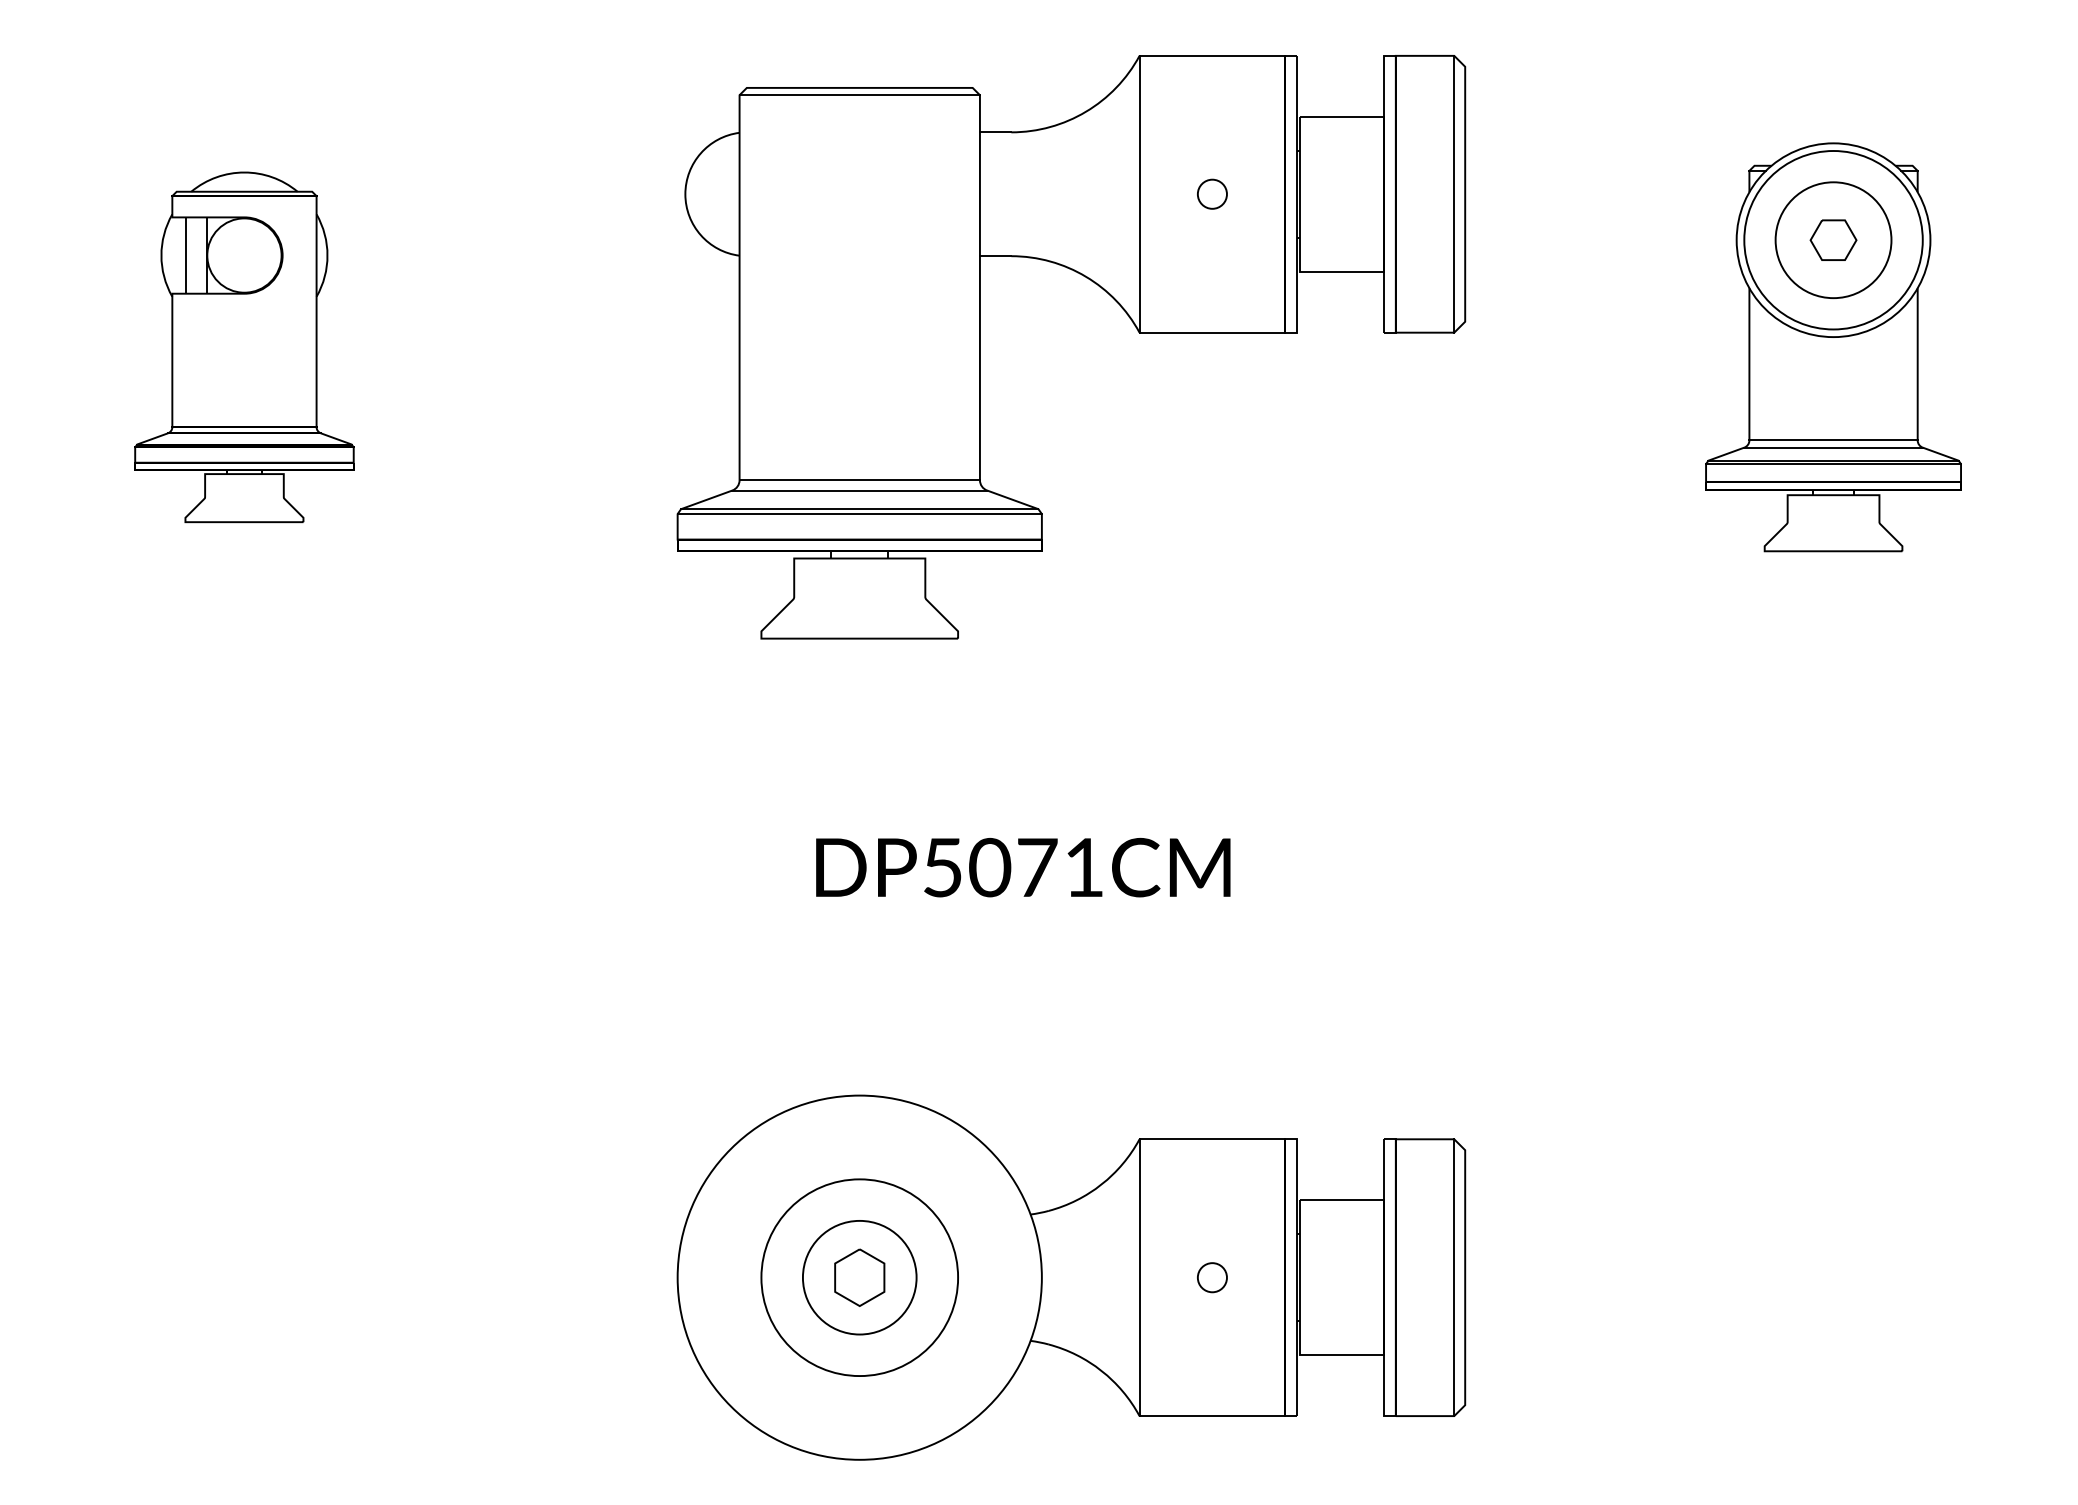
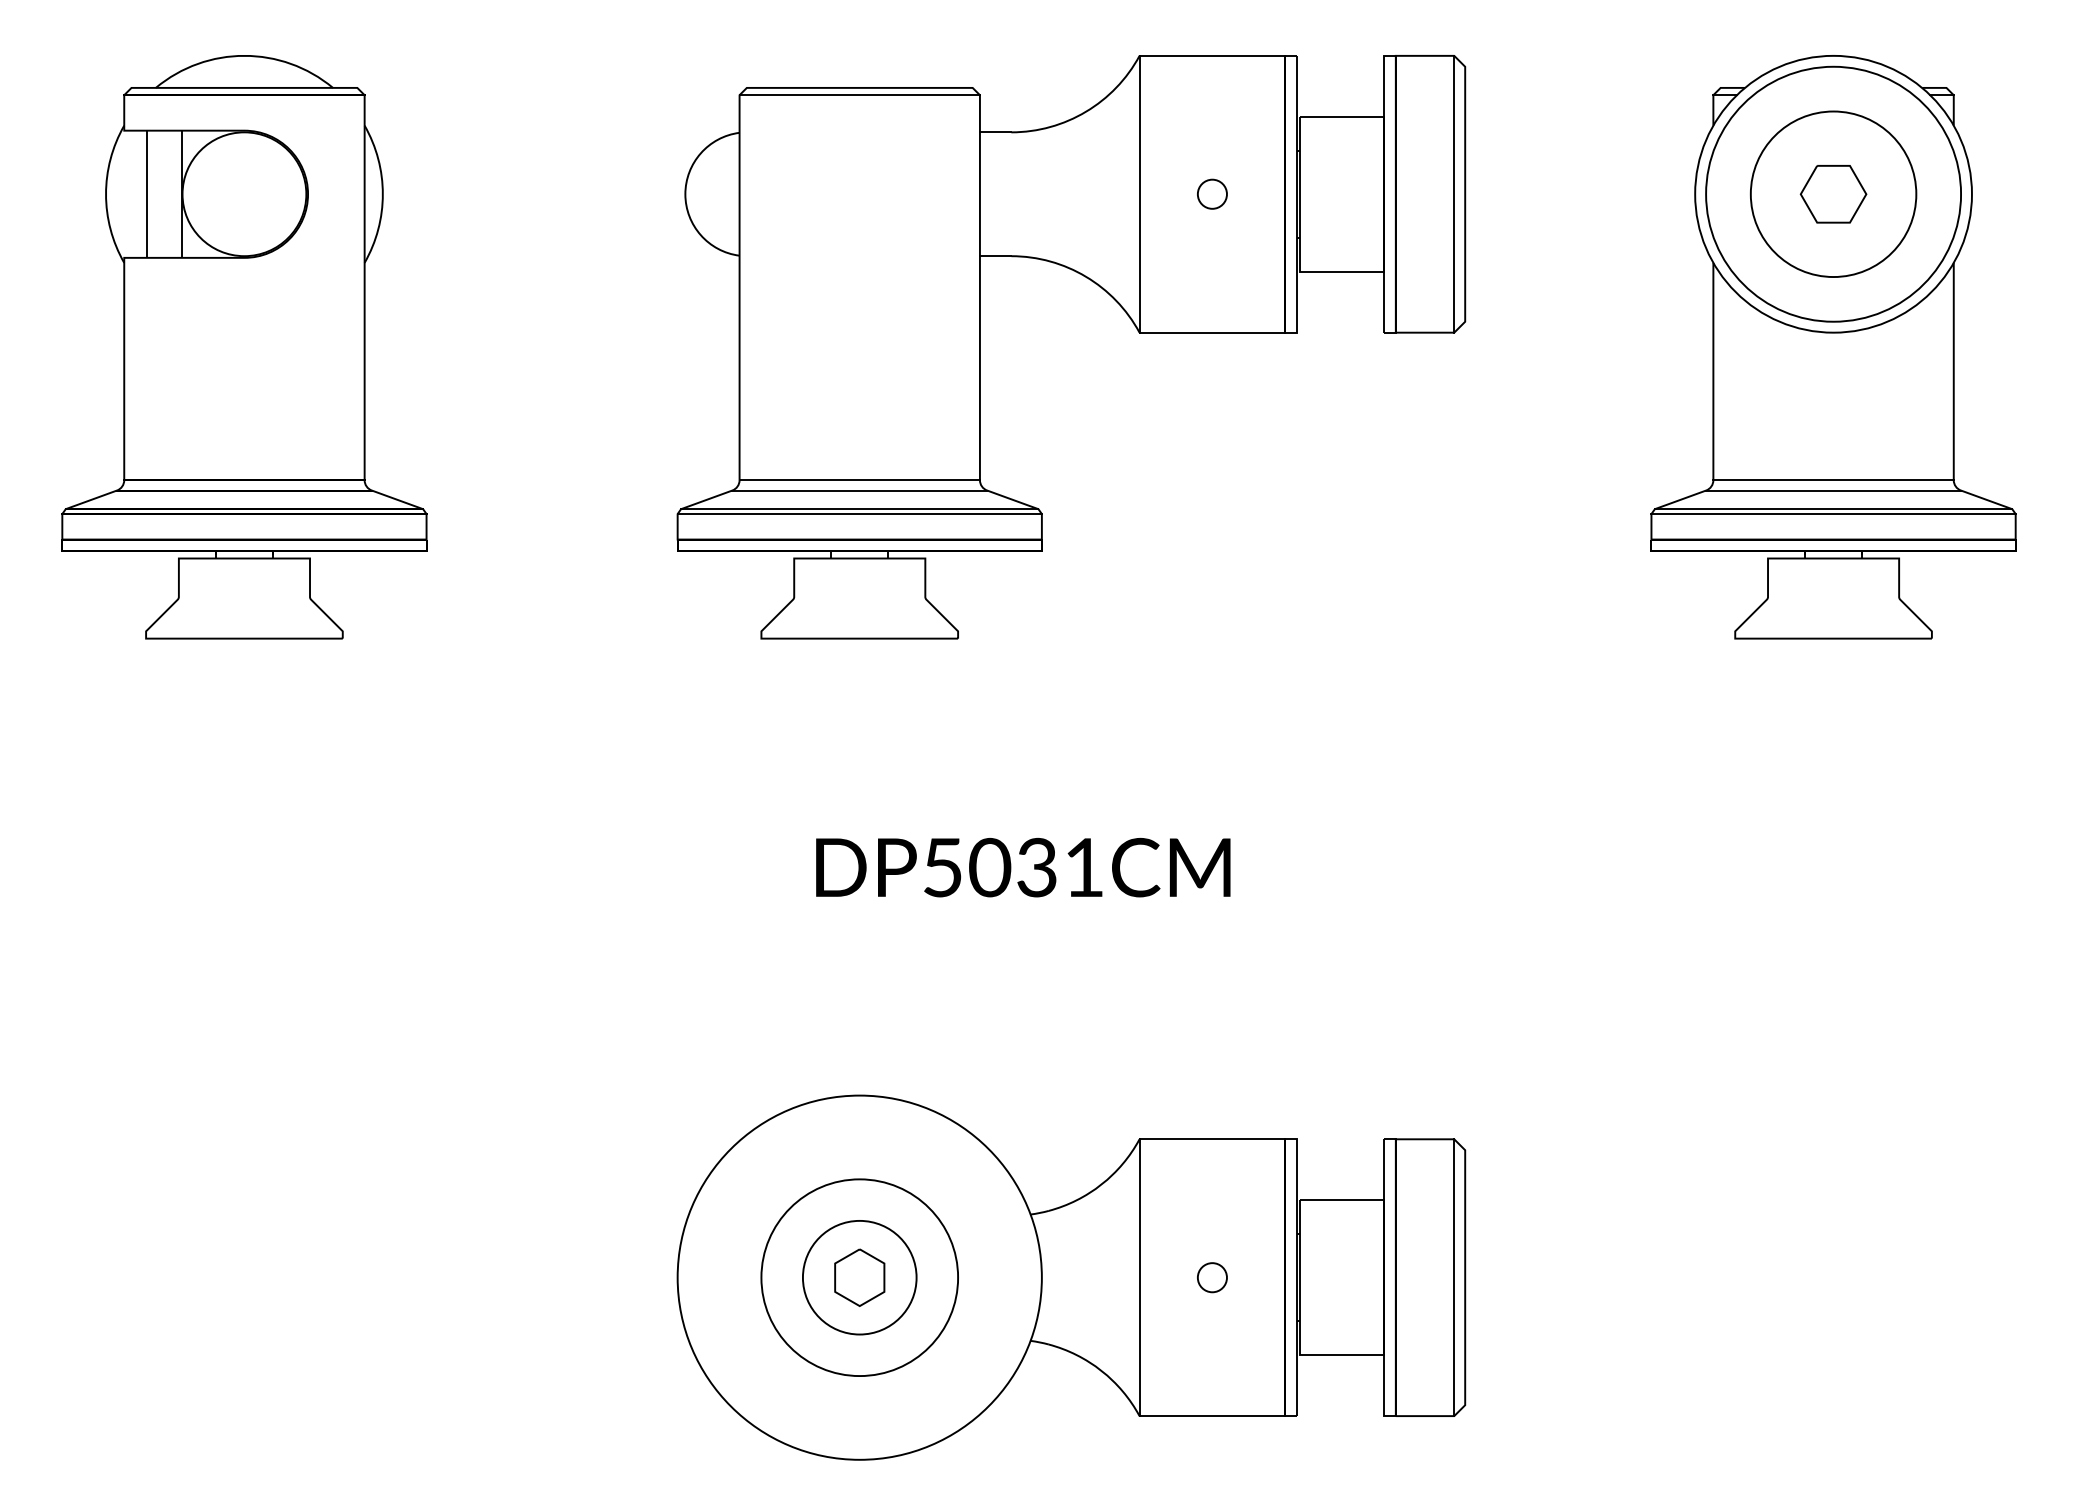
part size: 221x353 px -> 367x585 px (244, 347)
part size: 257x411 px -> 367x585 px (1833, 347)
text: DP5071CM -> DP5031CM (1037, 867)
